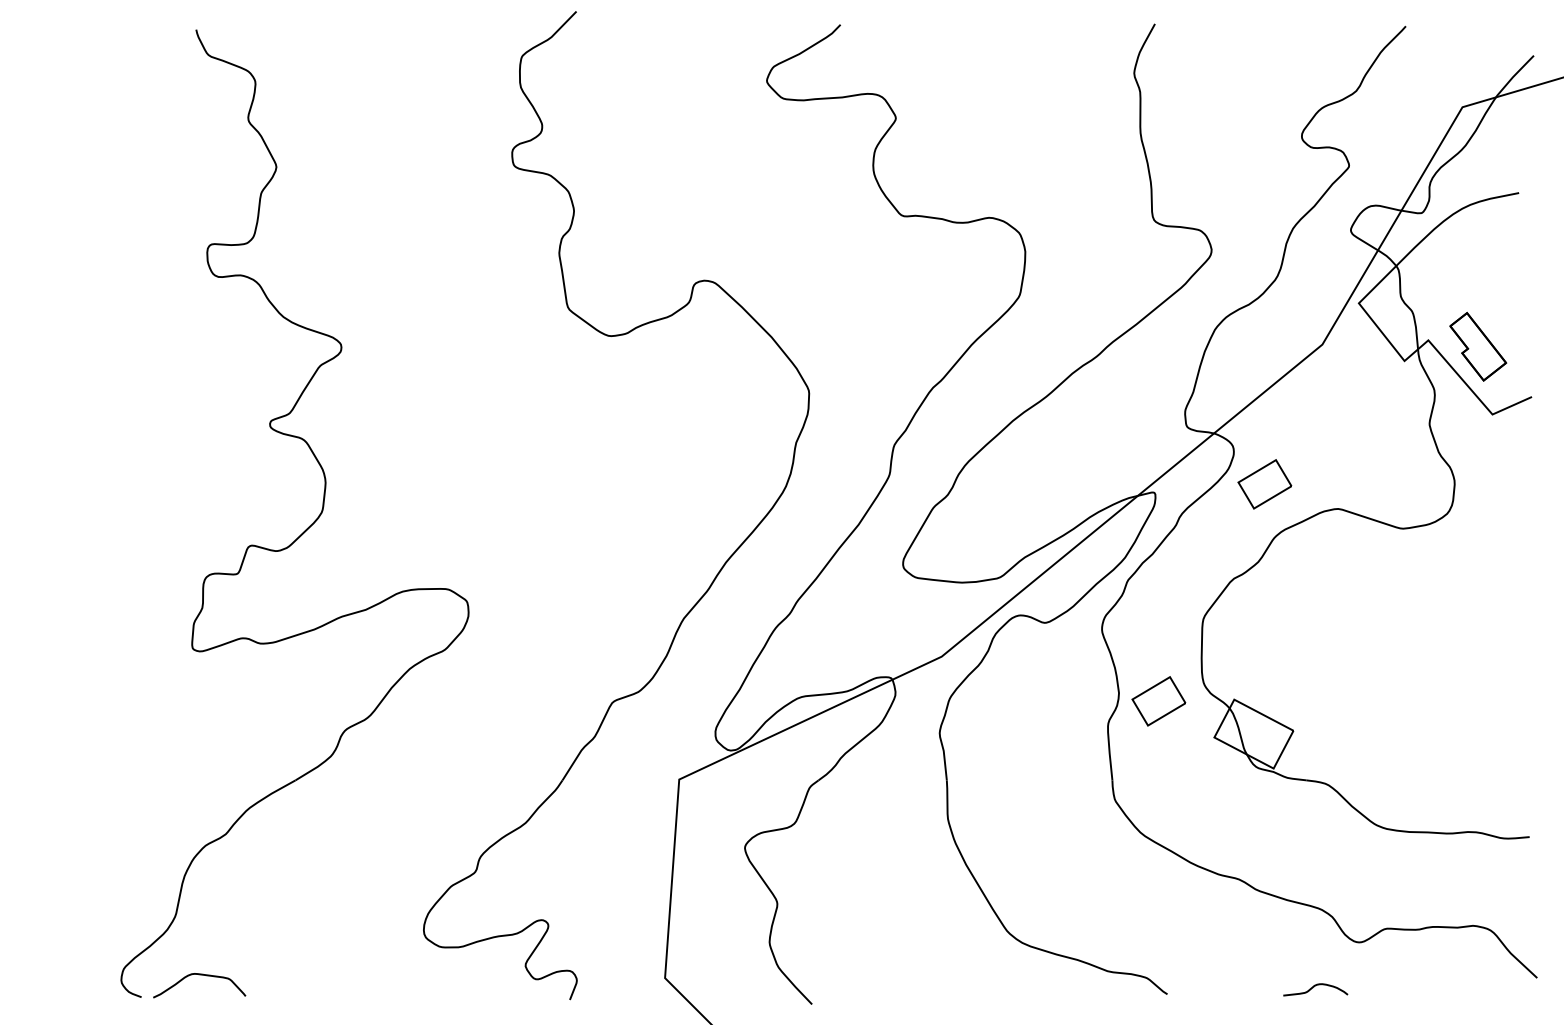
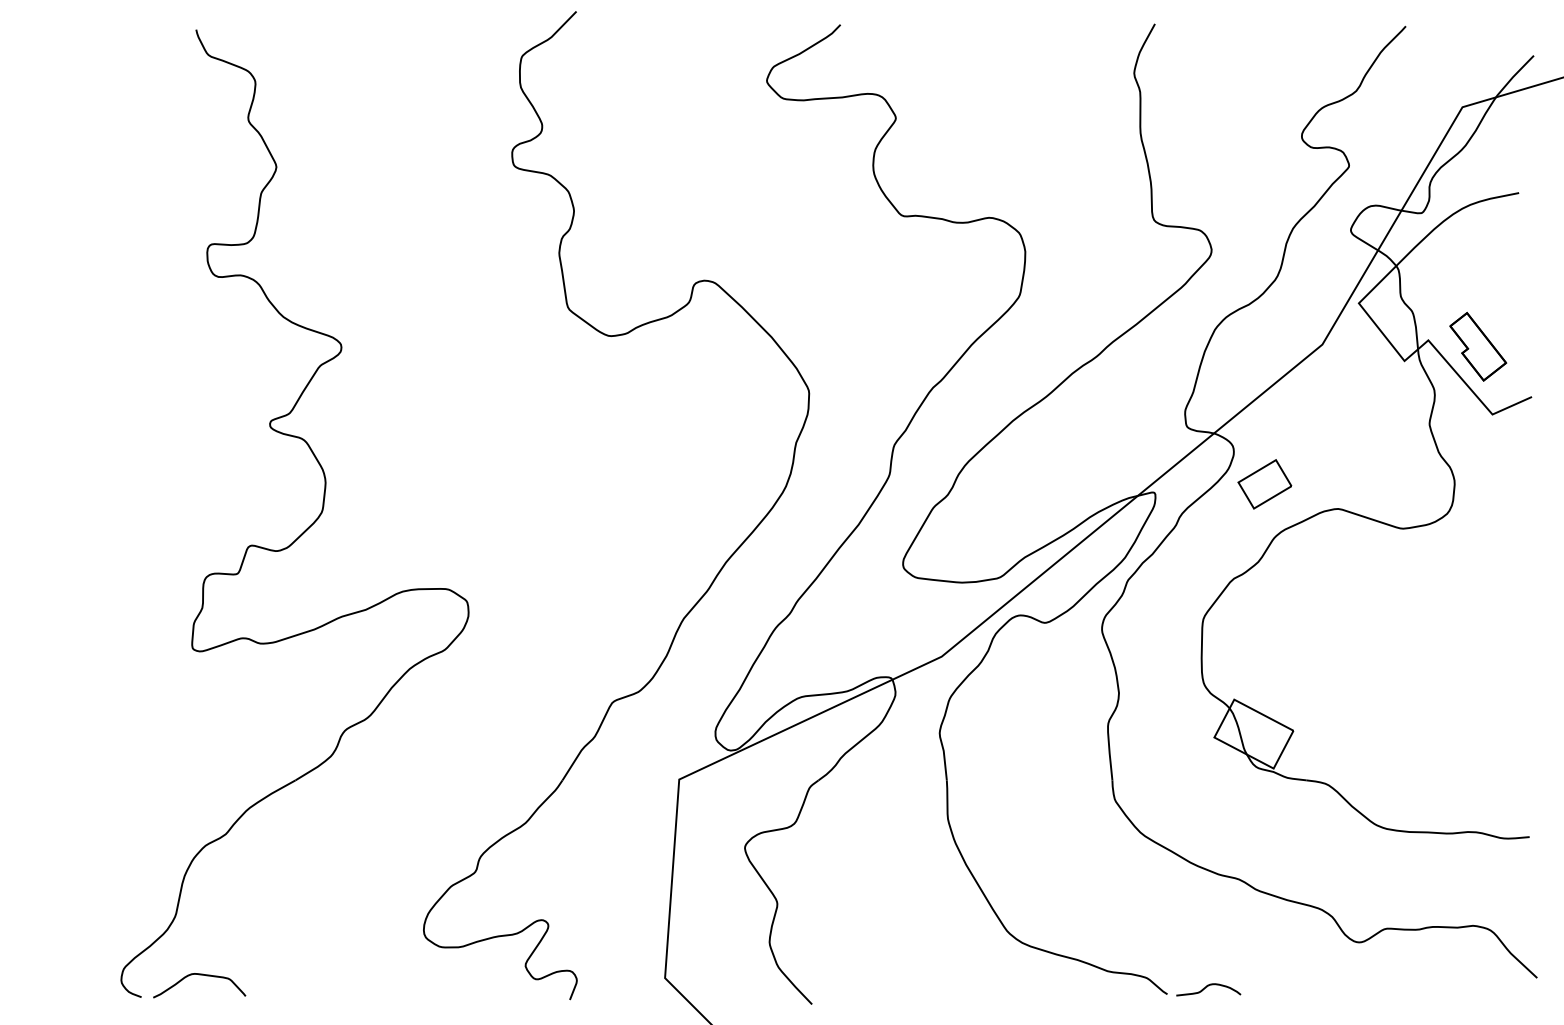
part: present -> none (1158, 701)
curve position: (1314, 987) -> (1207, 987) (1207, 987)
